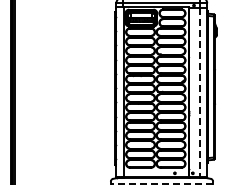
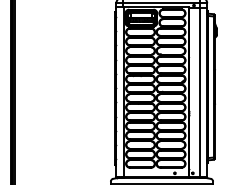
line: dashed -> solid (200, 92)
line: dashed -> solid (161, 183)
